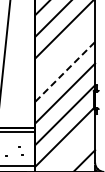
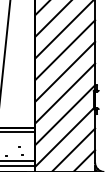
line: none -> present (65, 50)
line: dashed -> solid (65, 71)
line: none -> present (75, 148)
line: none -> present (18, 161)
